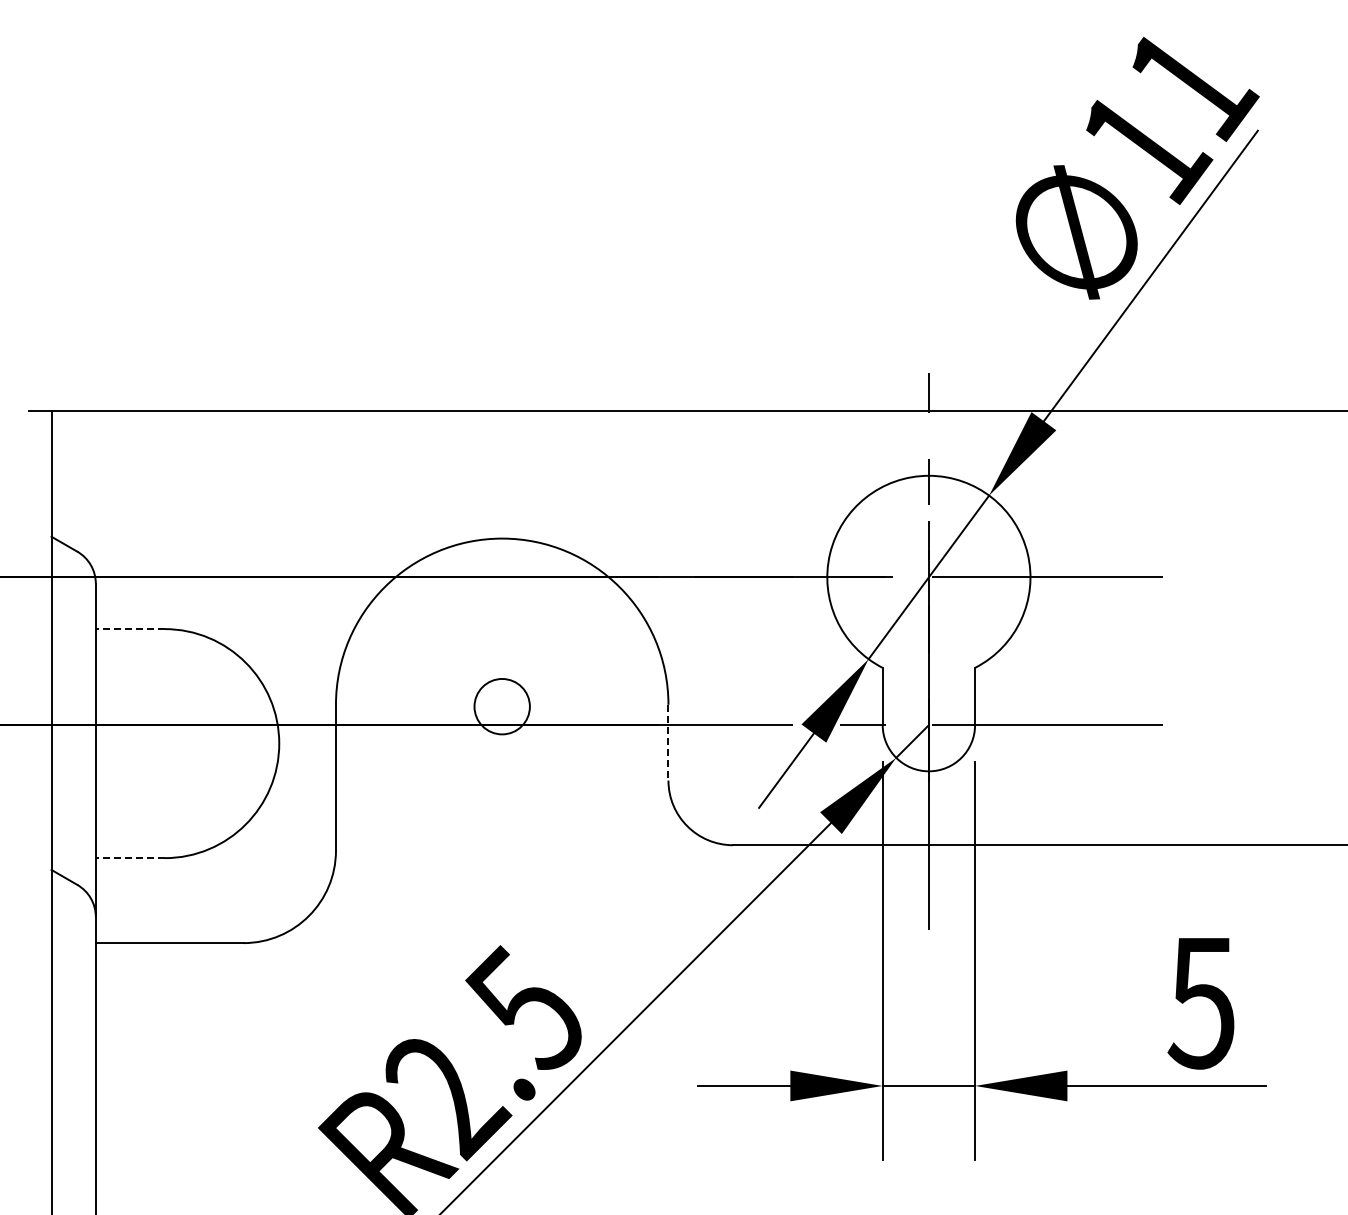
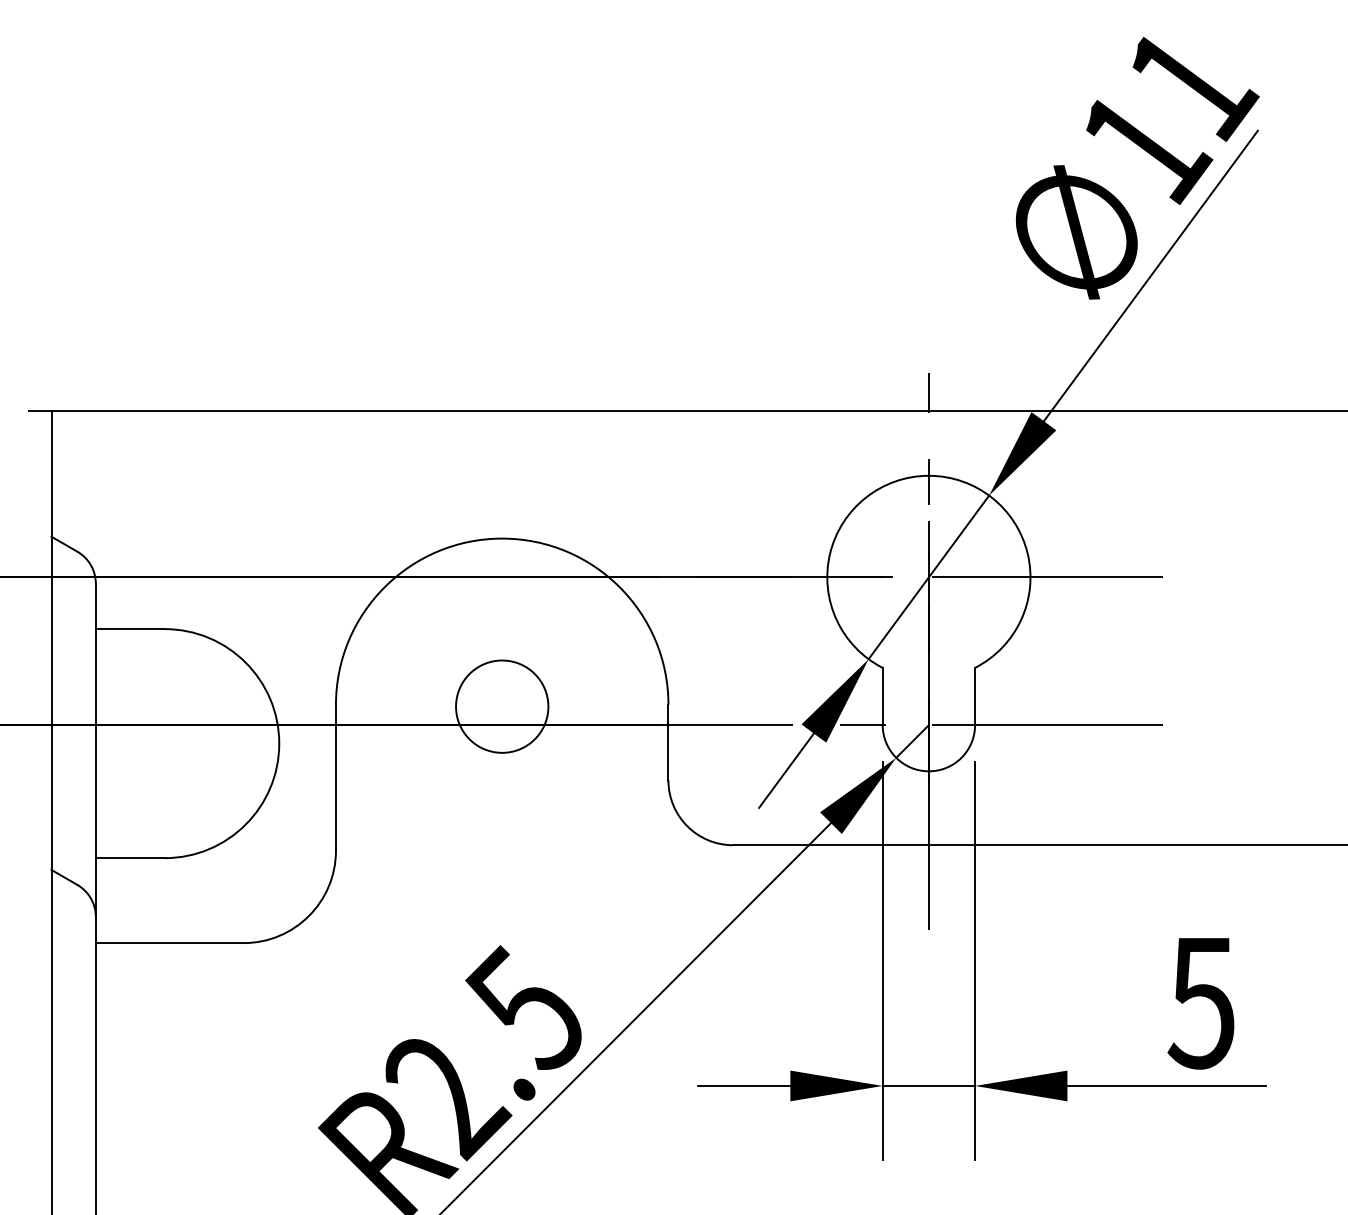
line: dashed -> solid (129, 629)
circle diameter: 55 px -> 92 px (502, 706)
line: dashed -> solid (668, 742)
line: dashed -> solid (129, 858)
